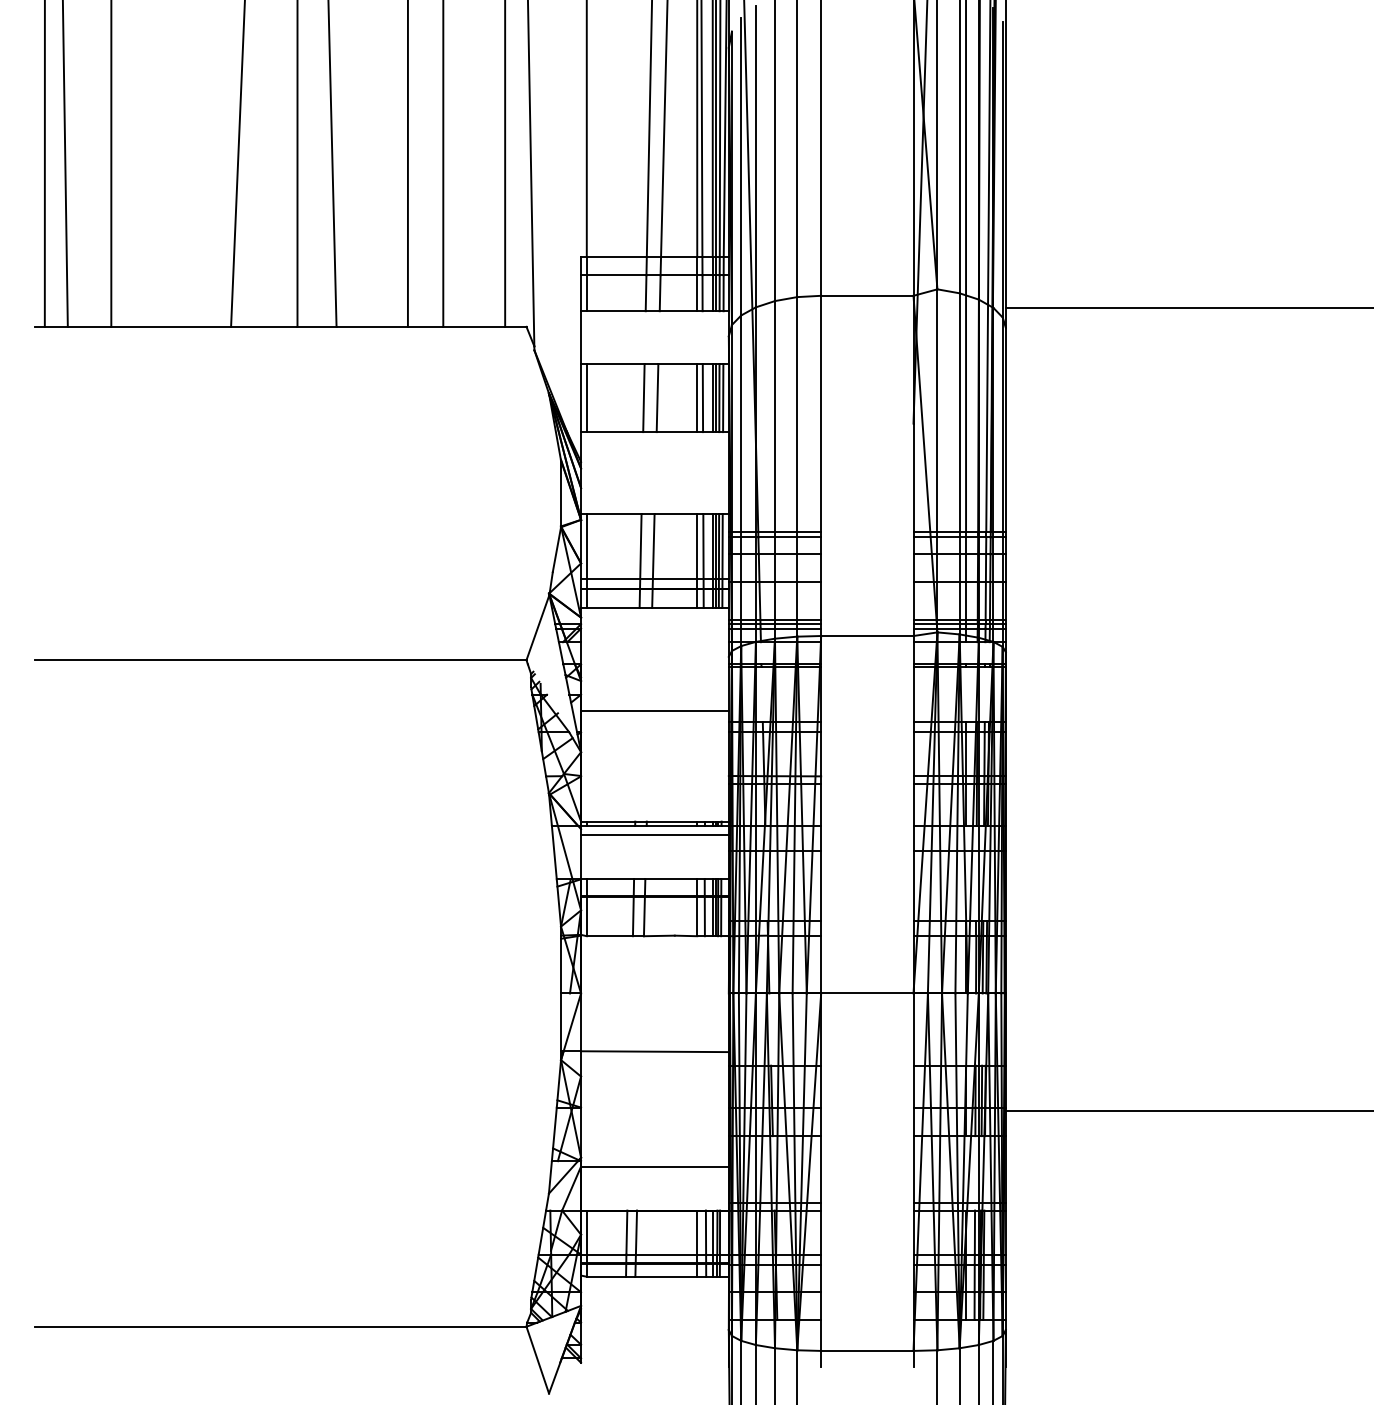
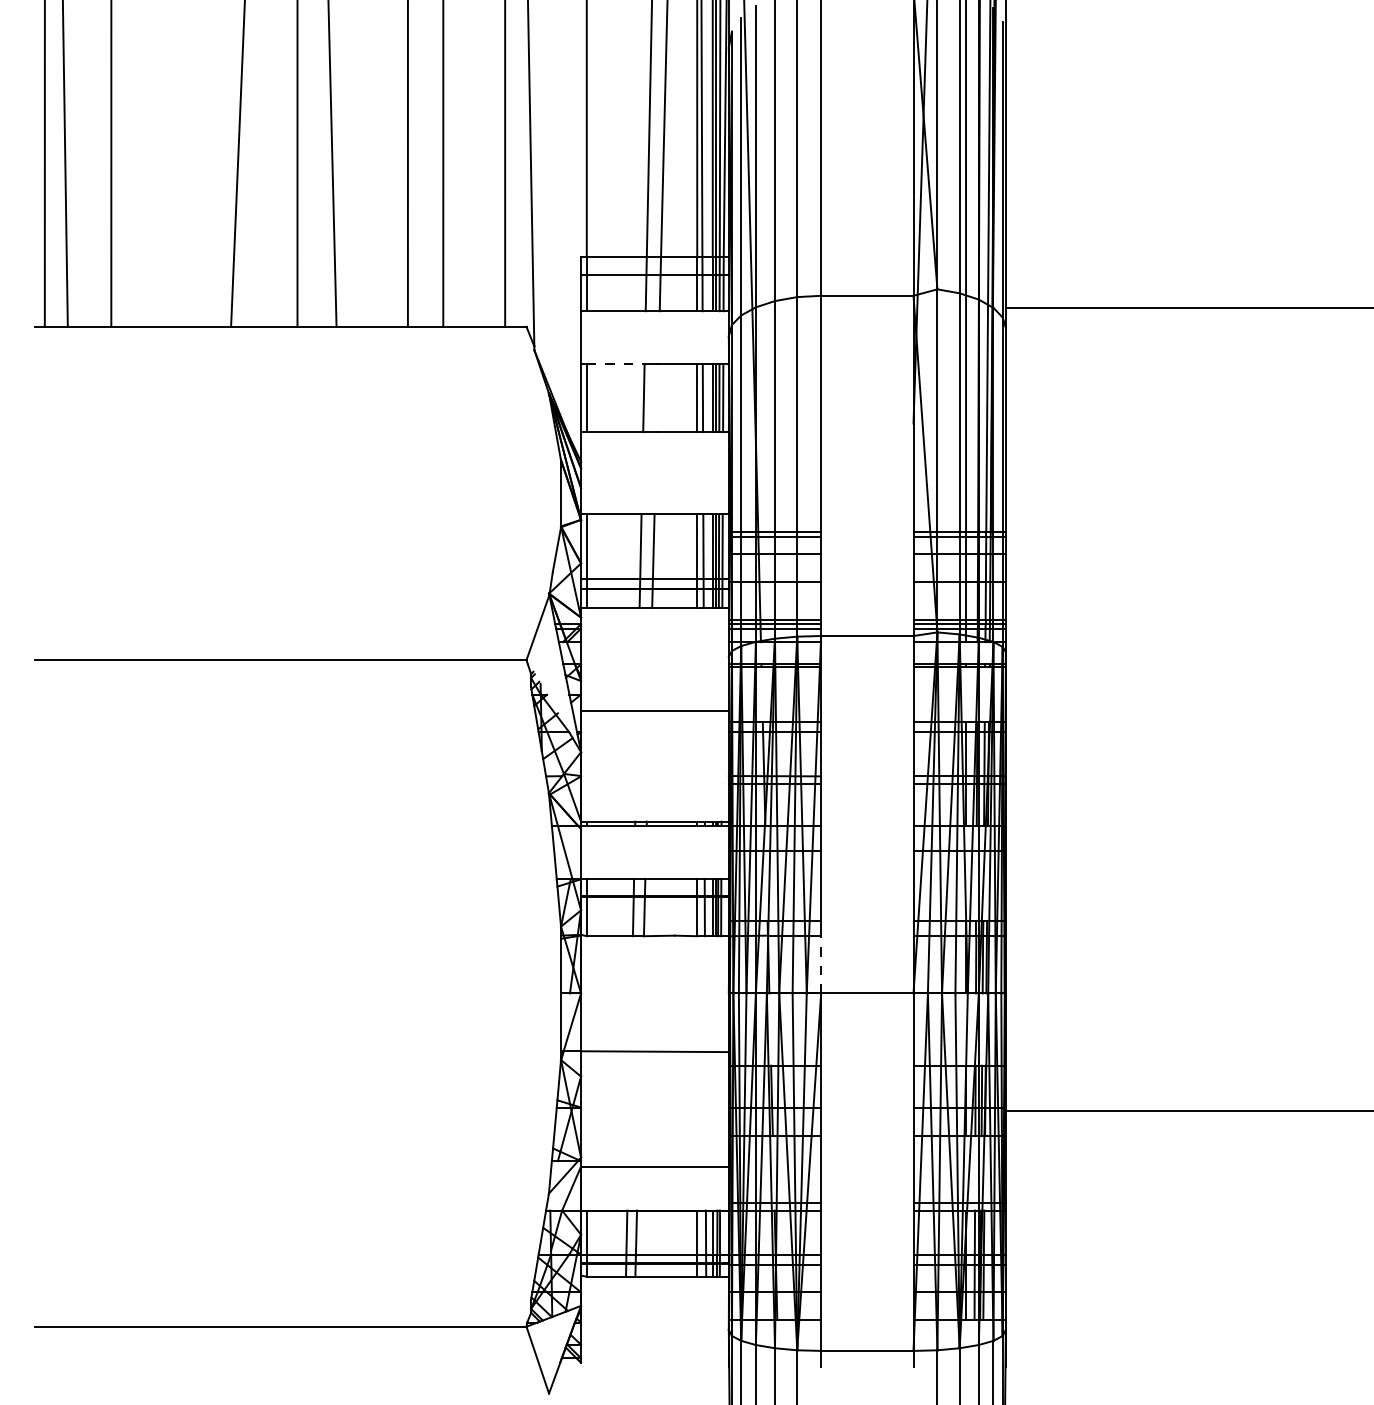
line: solid -> dashed (615, 363)
line: present -> none (657, 397)
line: present -> none (654, 834)
line: solid -> dashed (821, 964)
